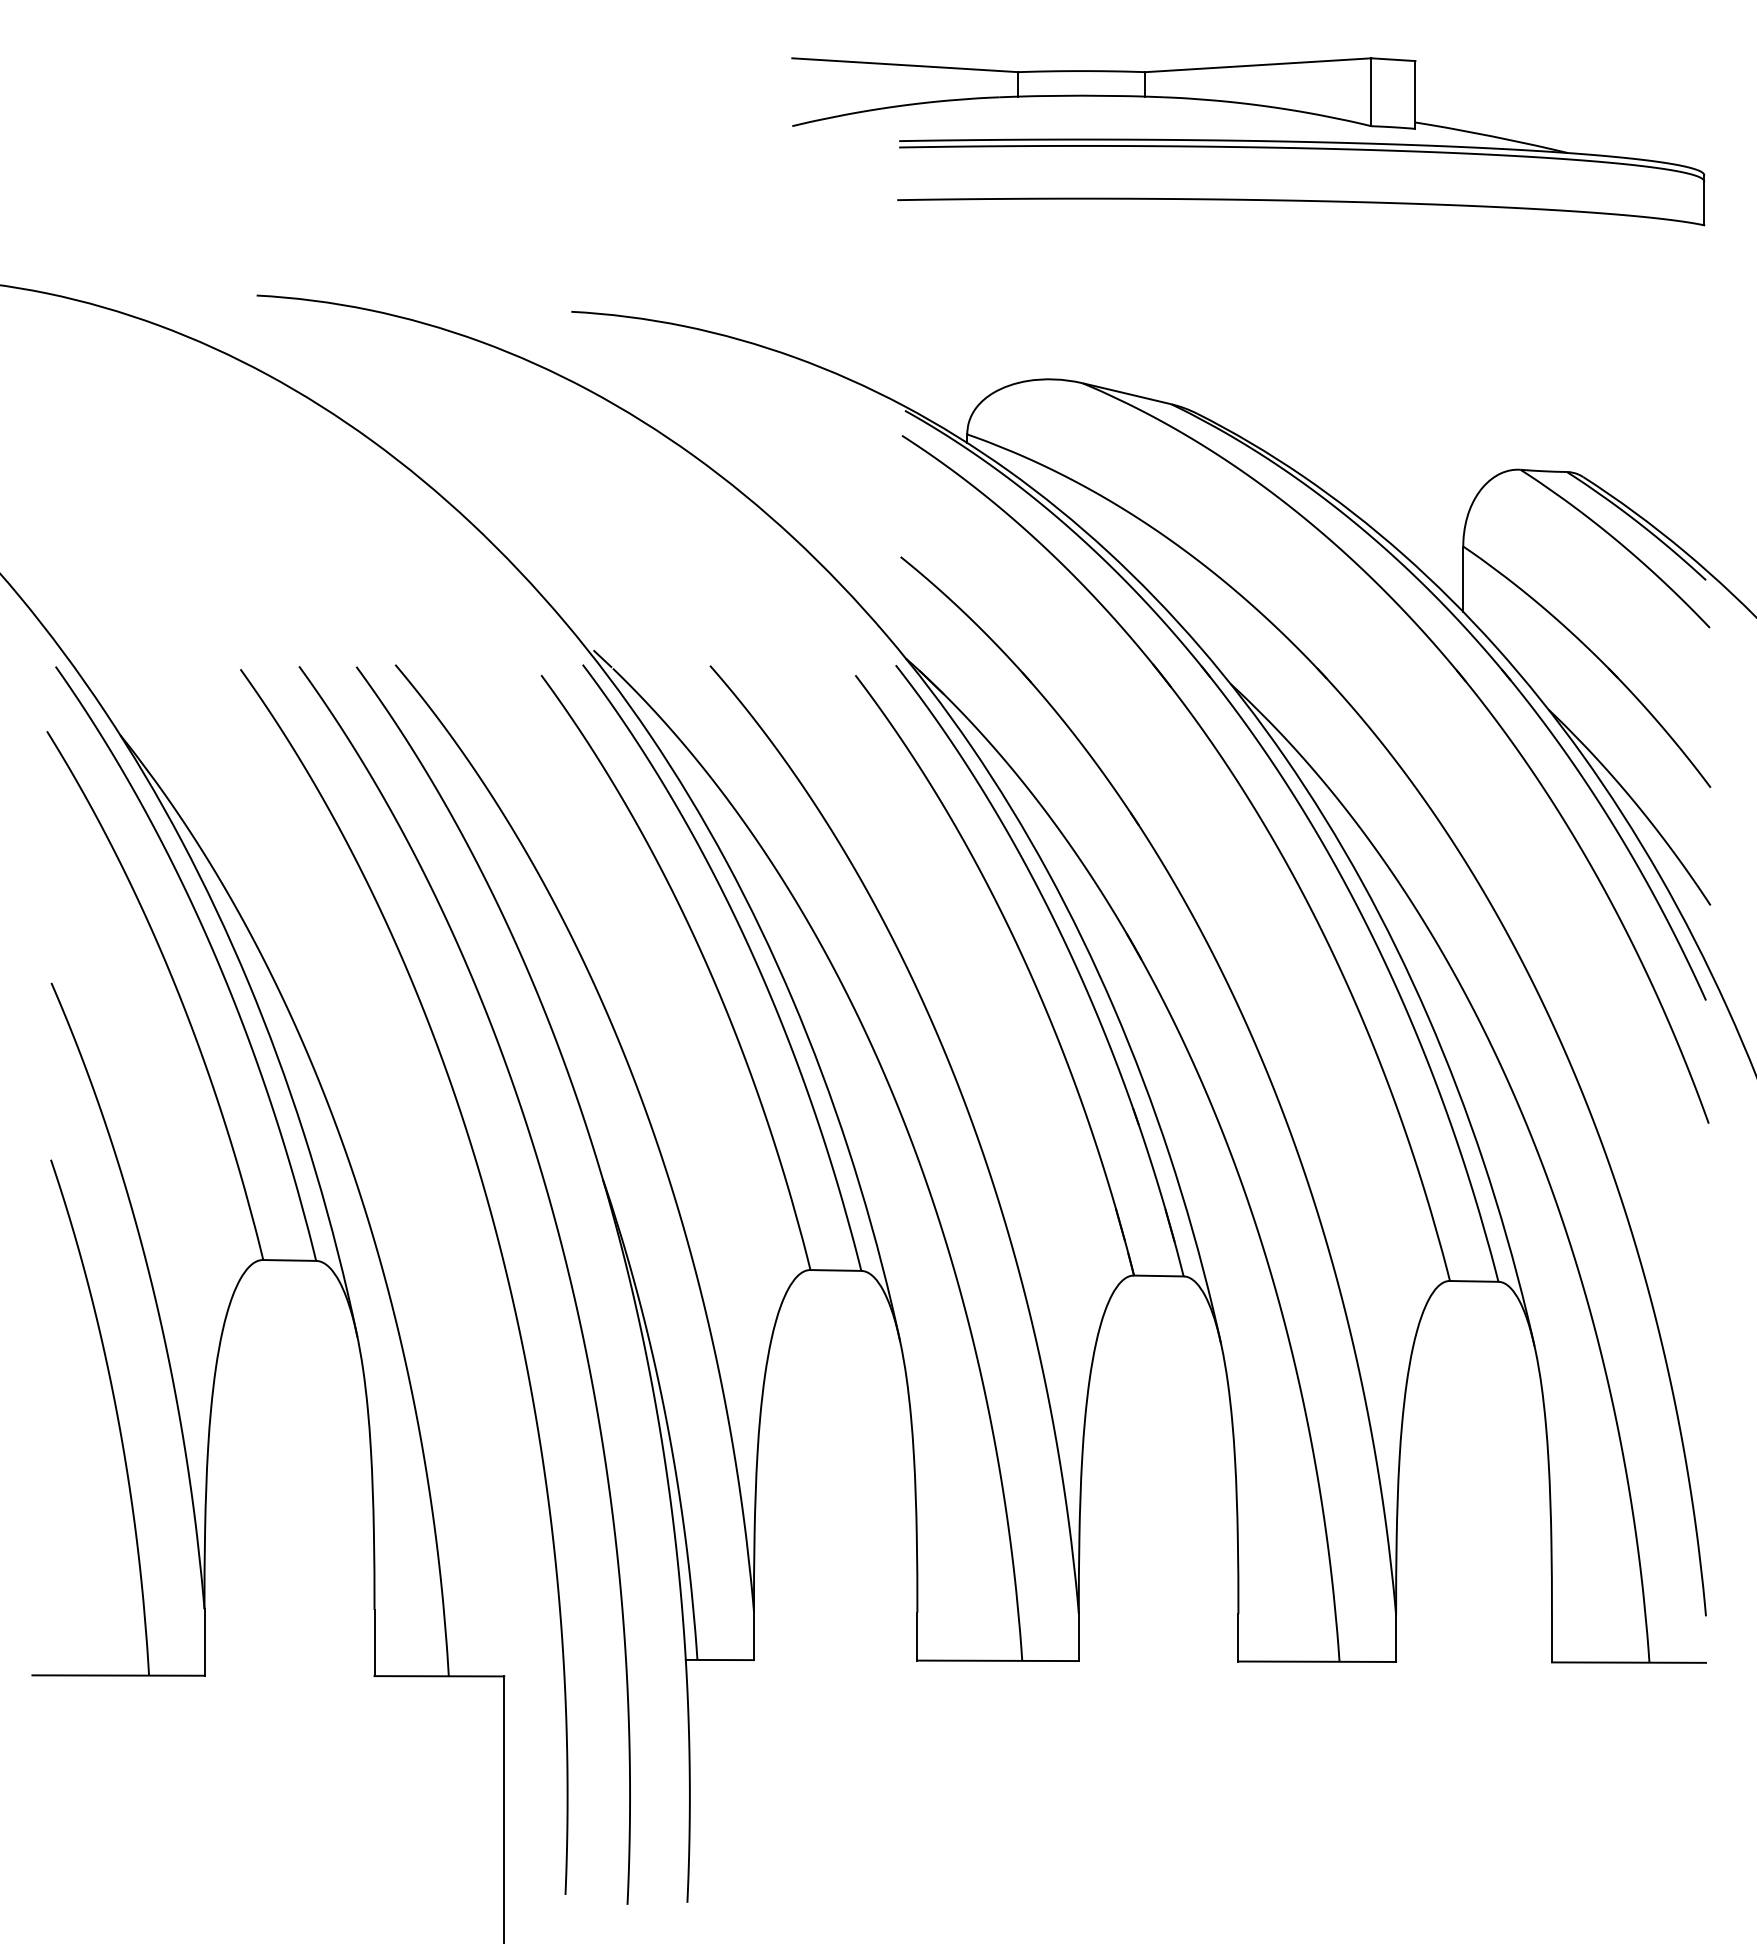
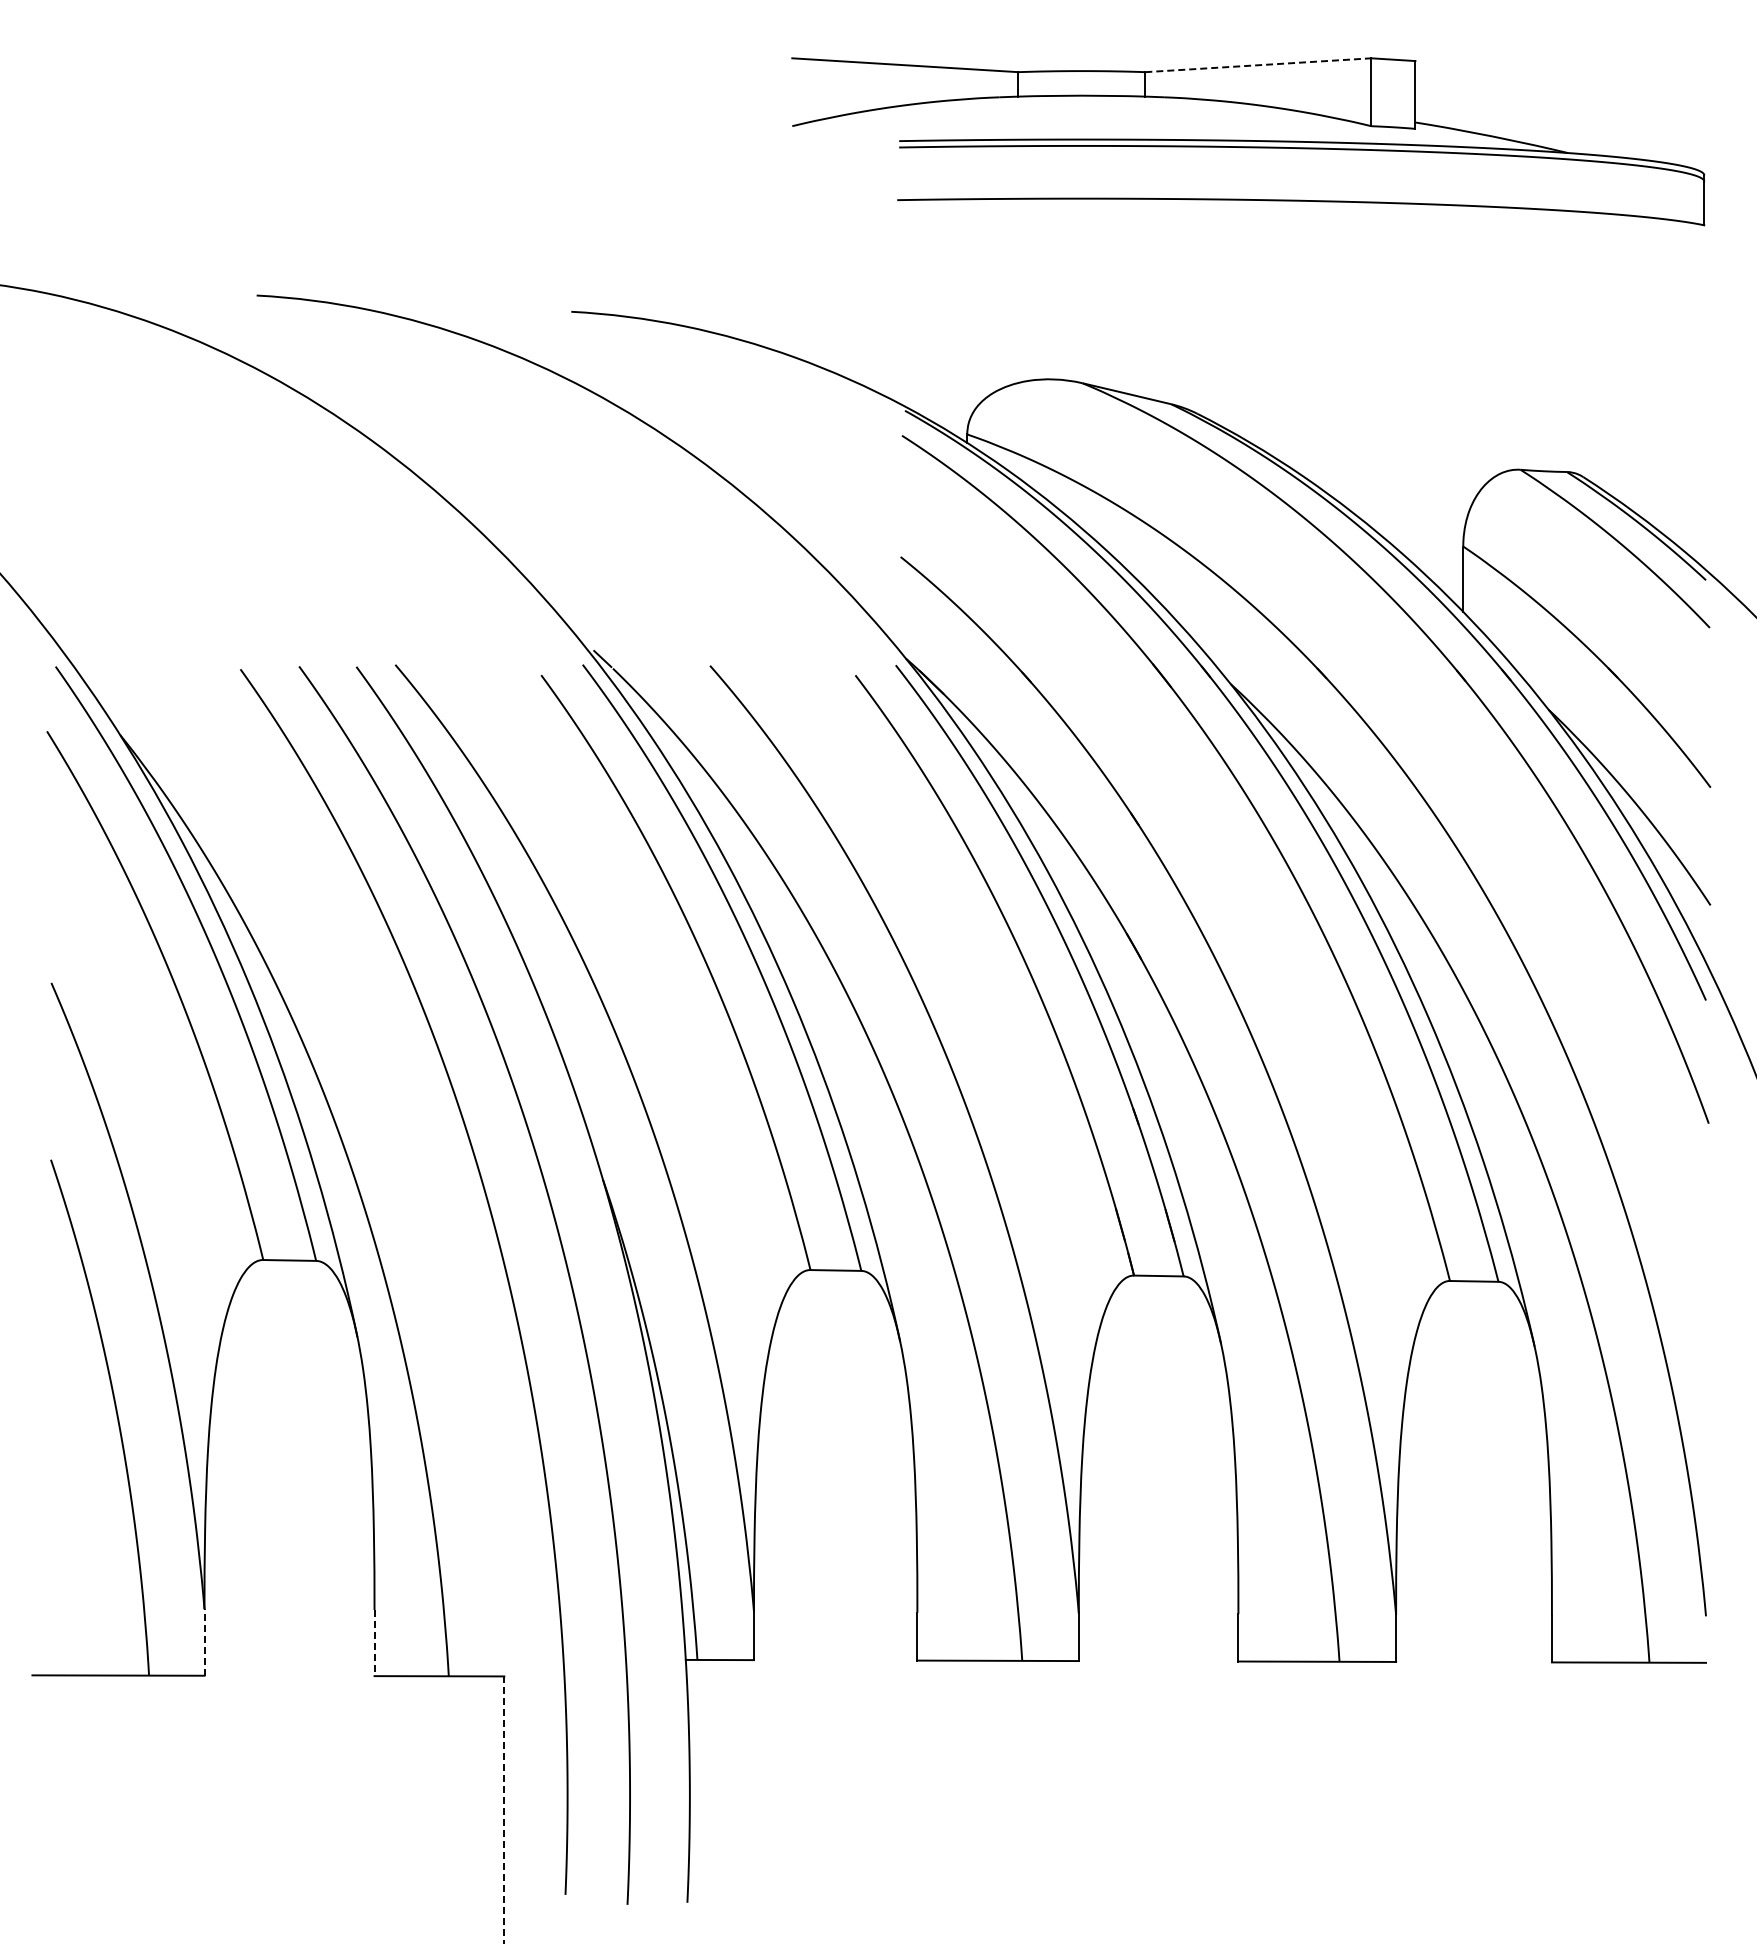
line: solid -> dashed (1258, 65)
line: solid -> dashed (204, 1641)
line: solid -> dashed (374, 1643)
line: solid -> dashed (504, 1810)
